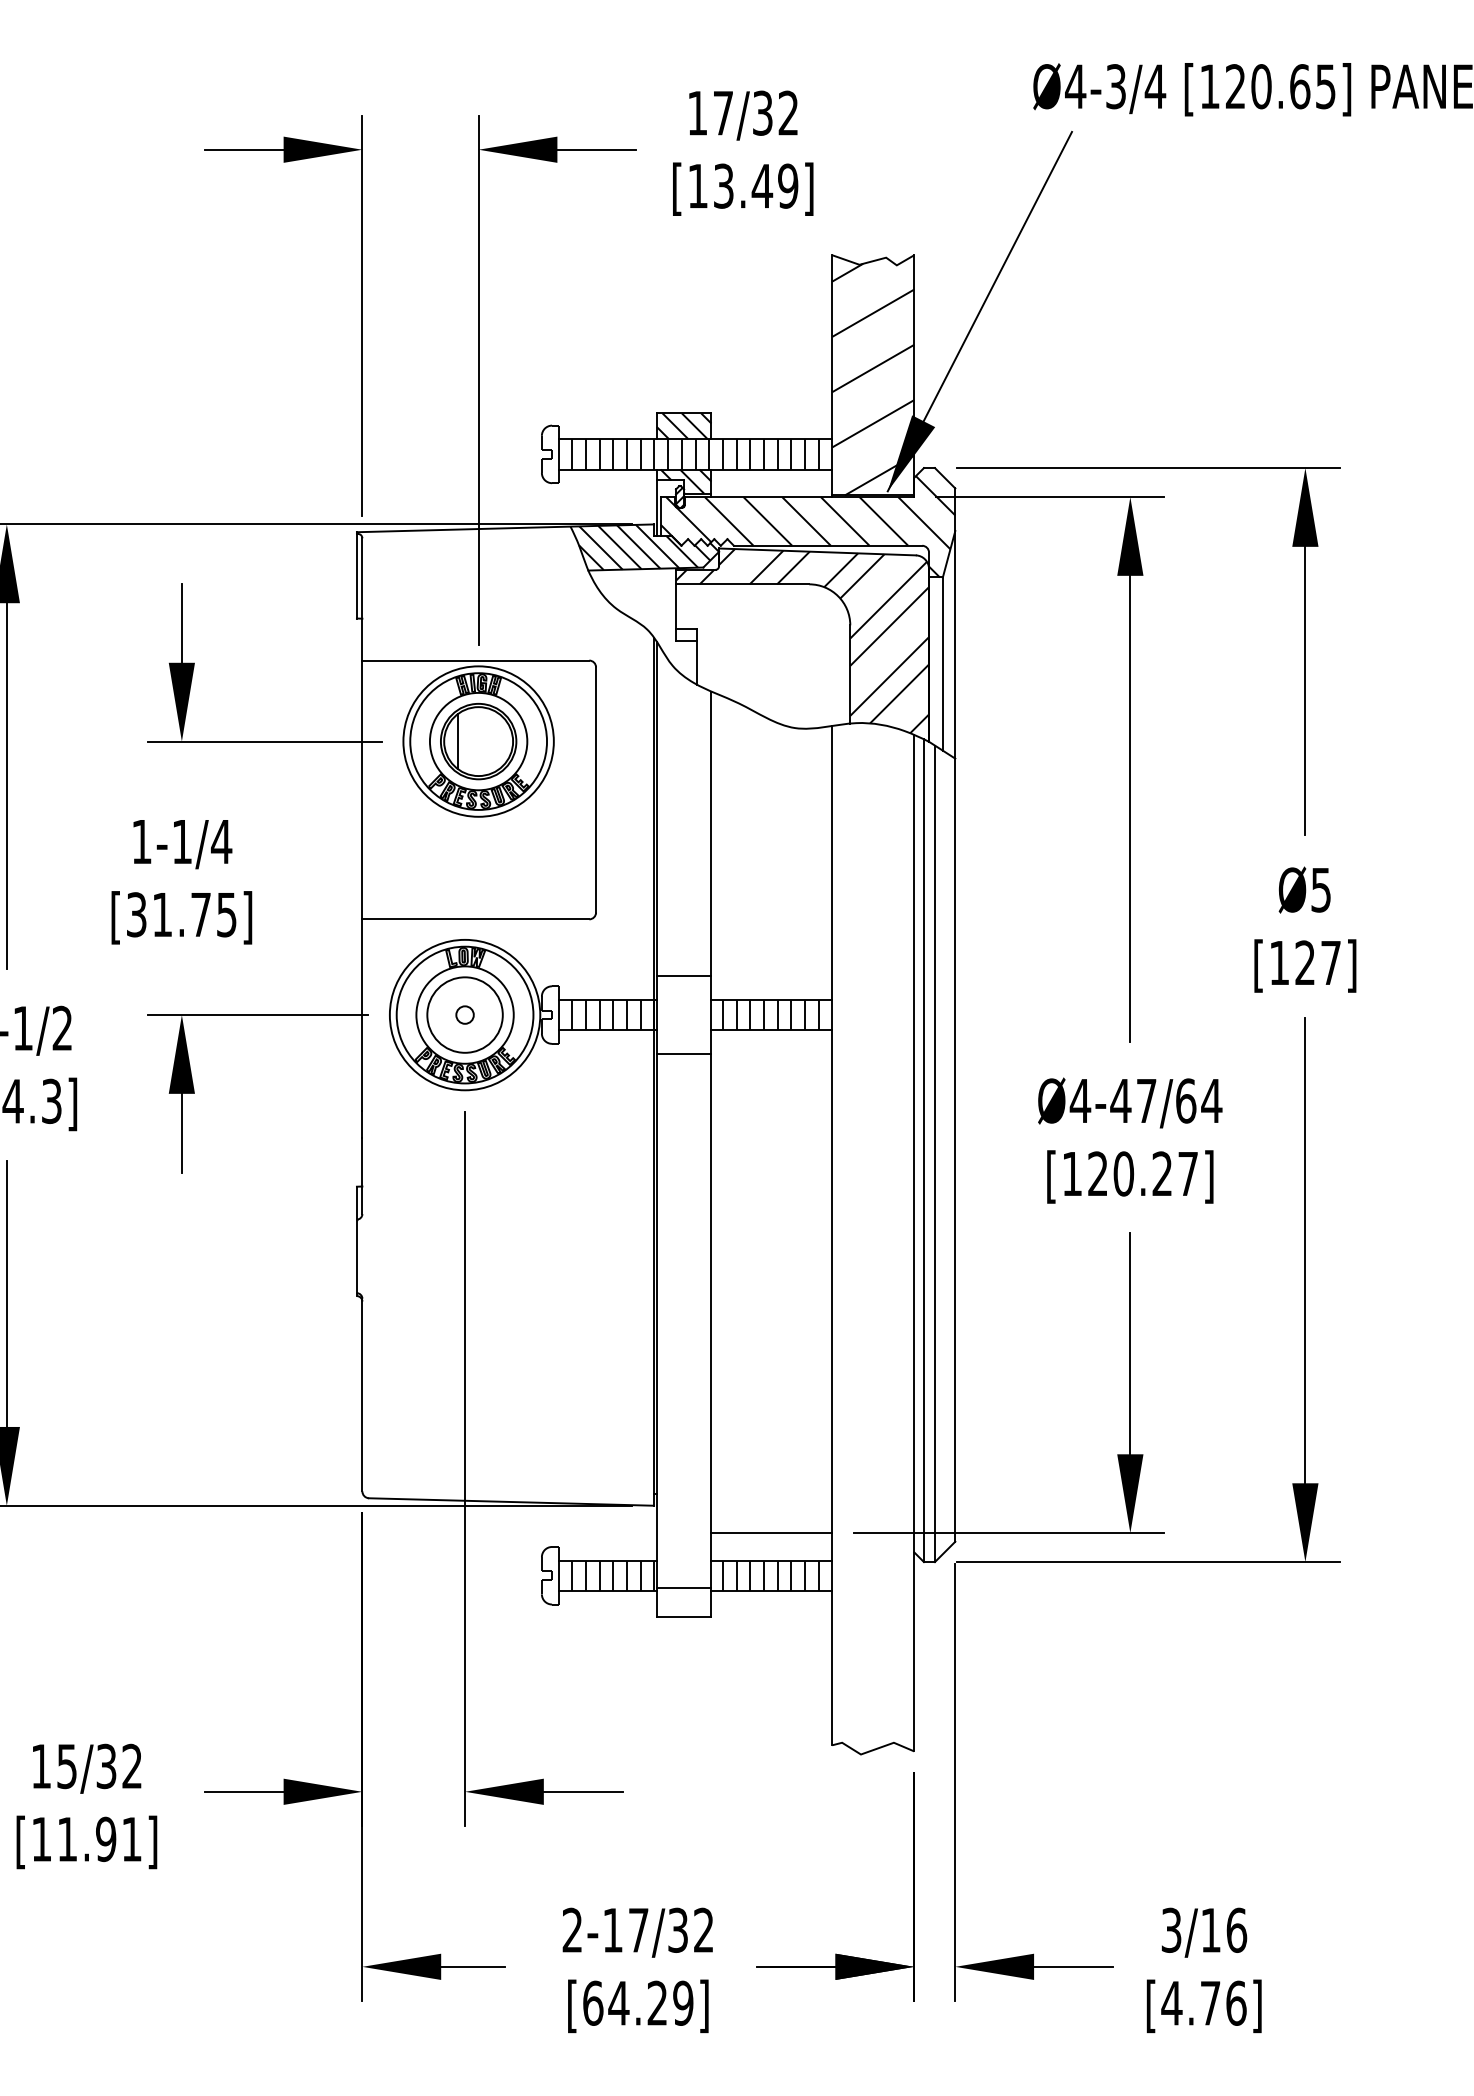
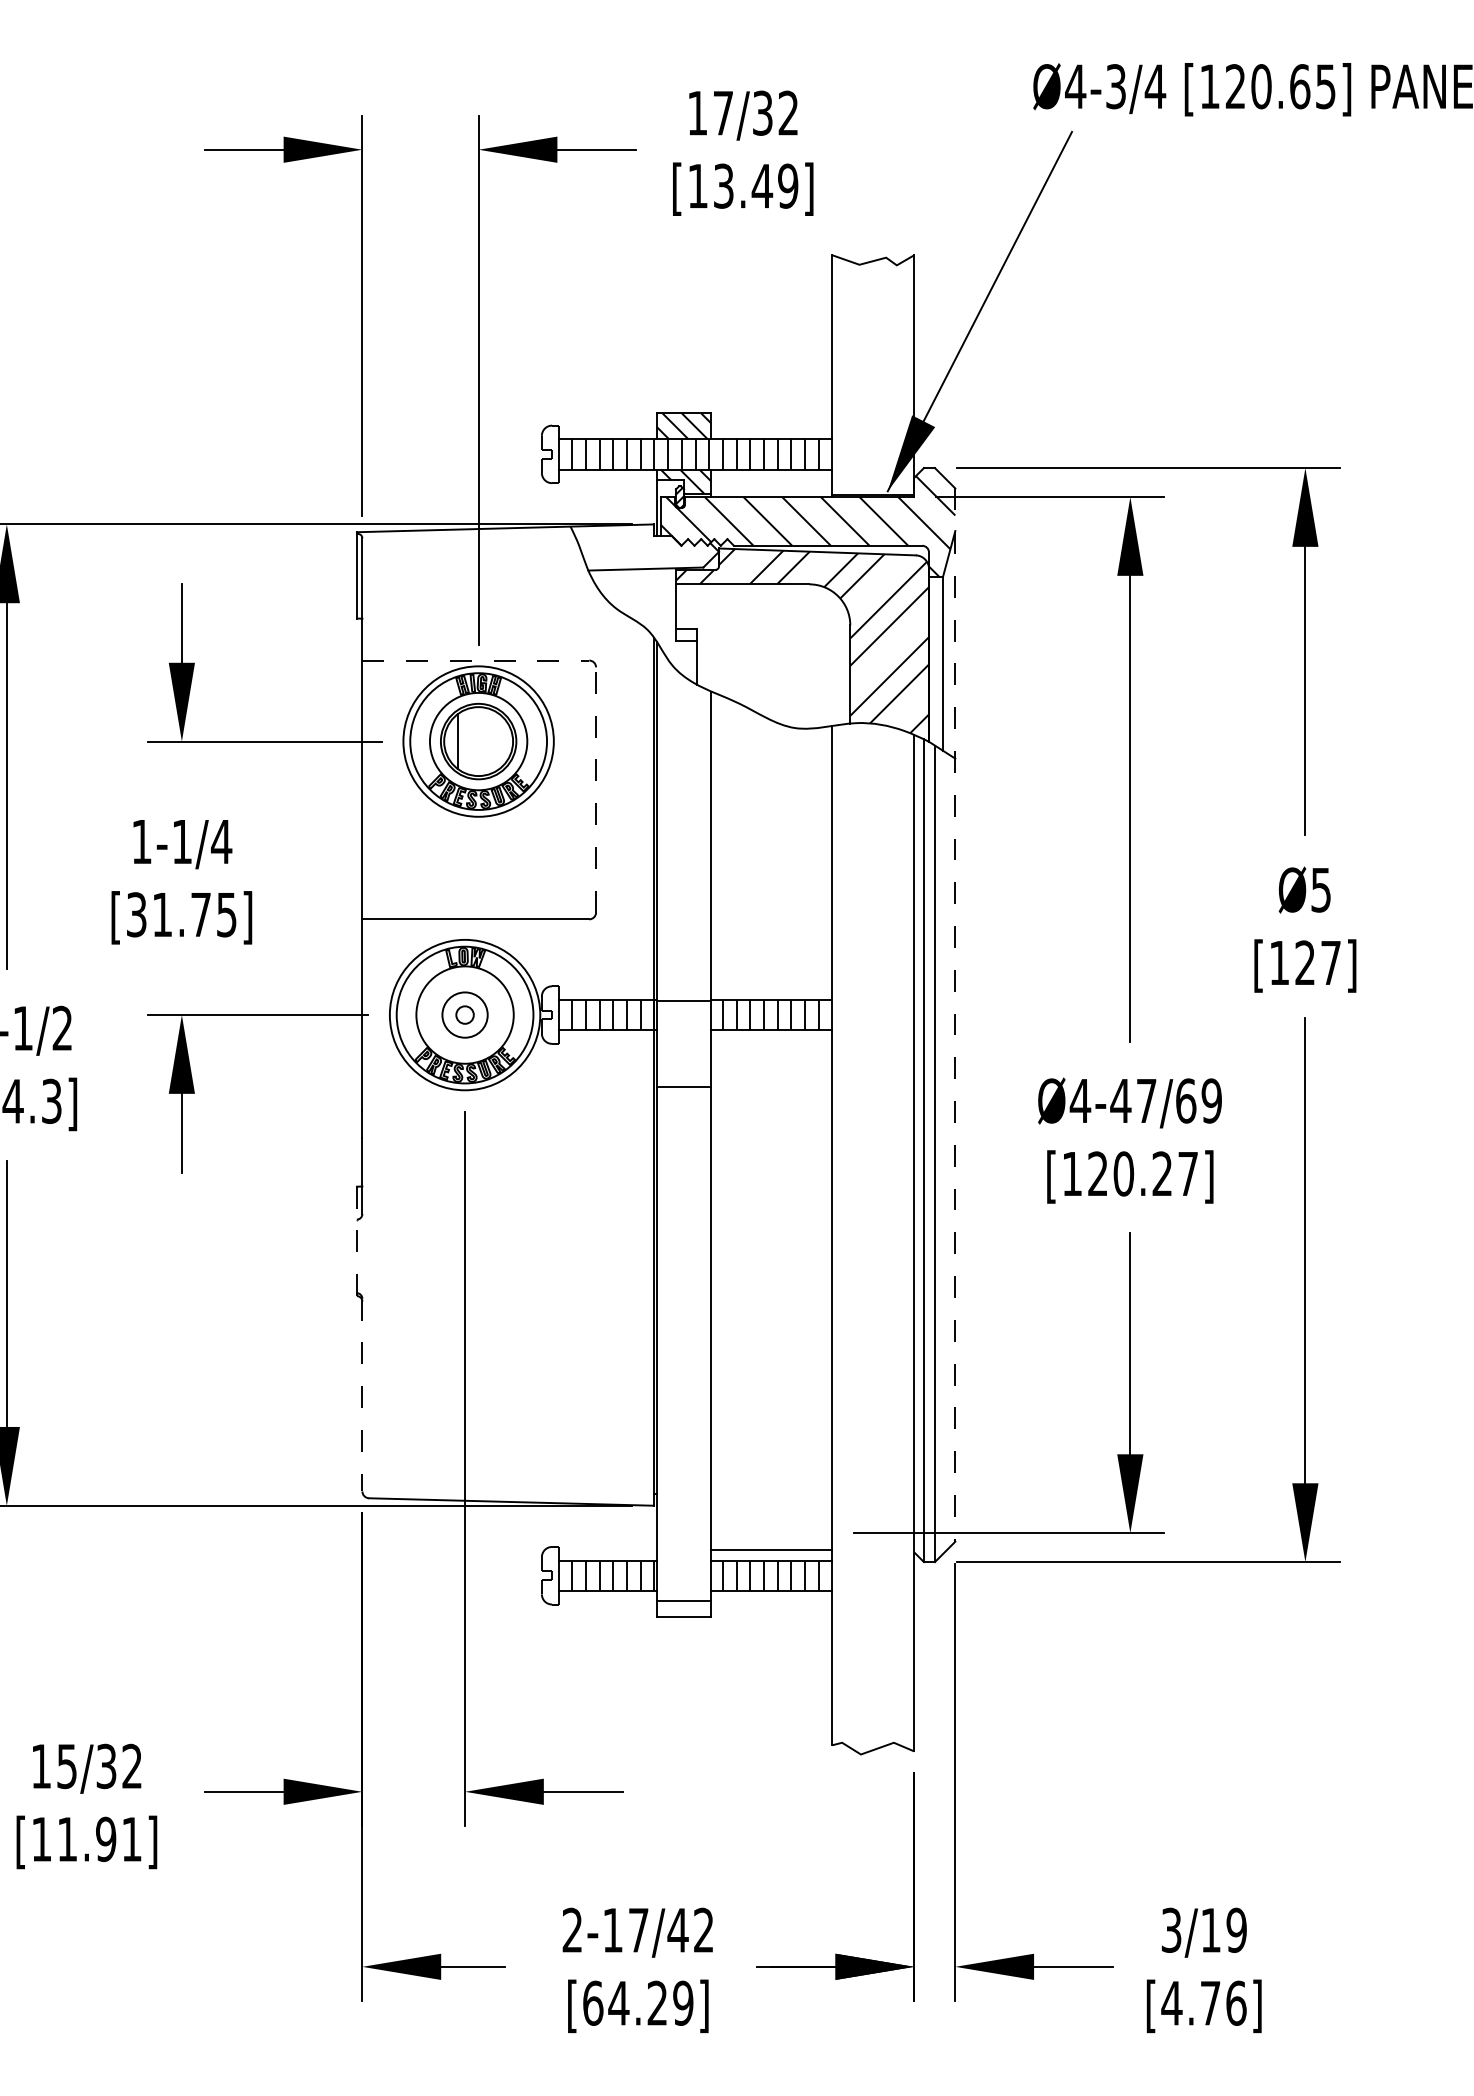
hatch: present -> none (873, 379)
hatch: present -> none (644, 547)
line: solid -> dashed (476, 660)
line: solid -> dashed (596, 789)
line position: (683, 975) -> (683, 1000) (683, 1000)
circle diameter: 75 px -> 45 px (464, 1014)
line: solid -> dashed (955, 1015)
line position: (683, 1054) -> (683, 1087) (683, 1087)
text: Ø4-47/64 -> Ø4-47/69 (1211, 1100)
line: solid -> dashed (356, 1241)
line: solid -> dashed (362, 1395)
line position: (771, 1533) -> (771, 1550) (771, 1550)
line position: (683, 1588) -> (683, 1601) (683, 1601)
text: 2-17/32 -> 2-17/42 (677, 1929)
text: 3/16 -> 3/19 (1236, 1929)
